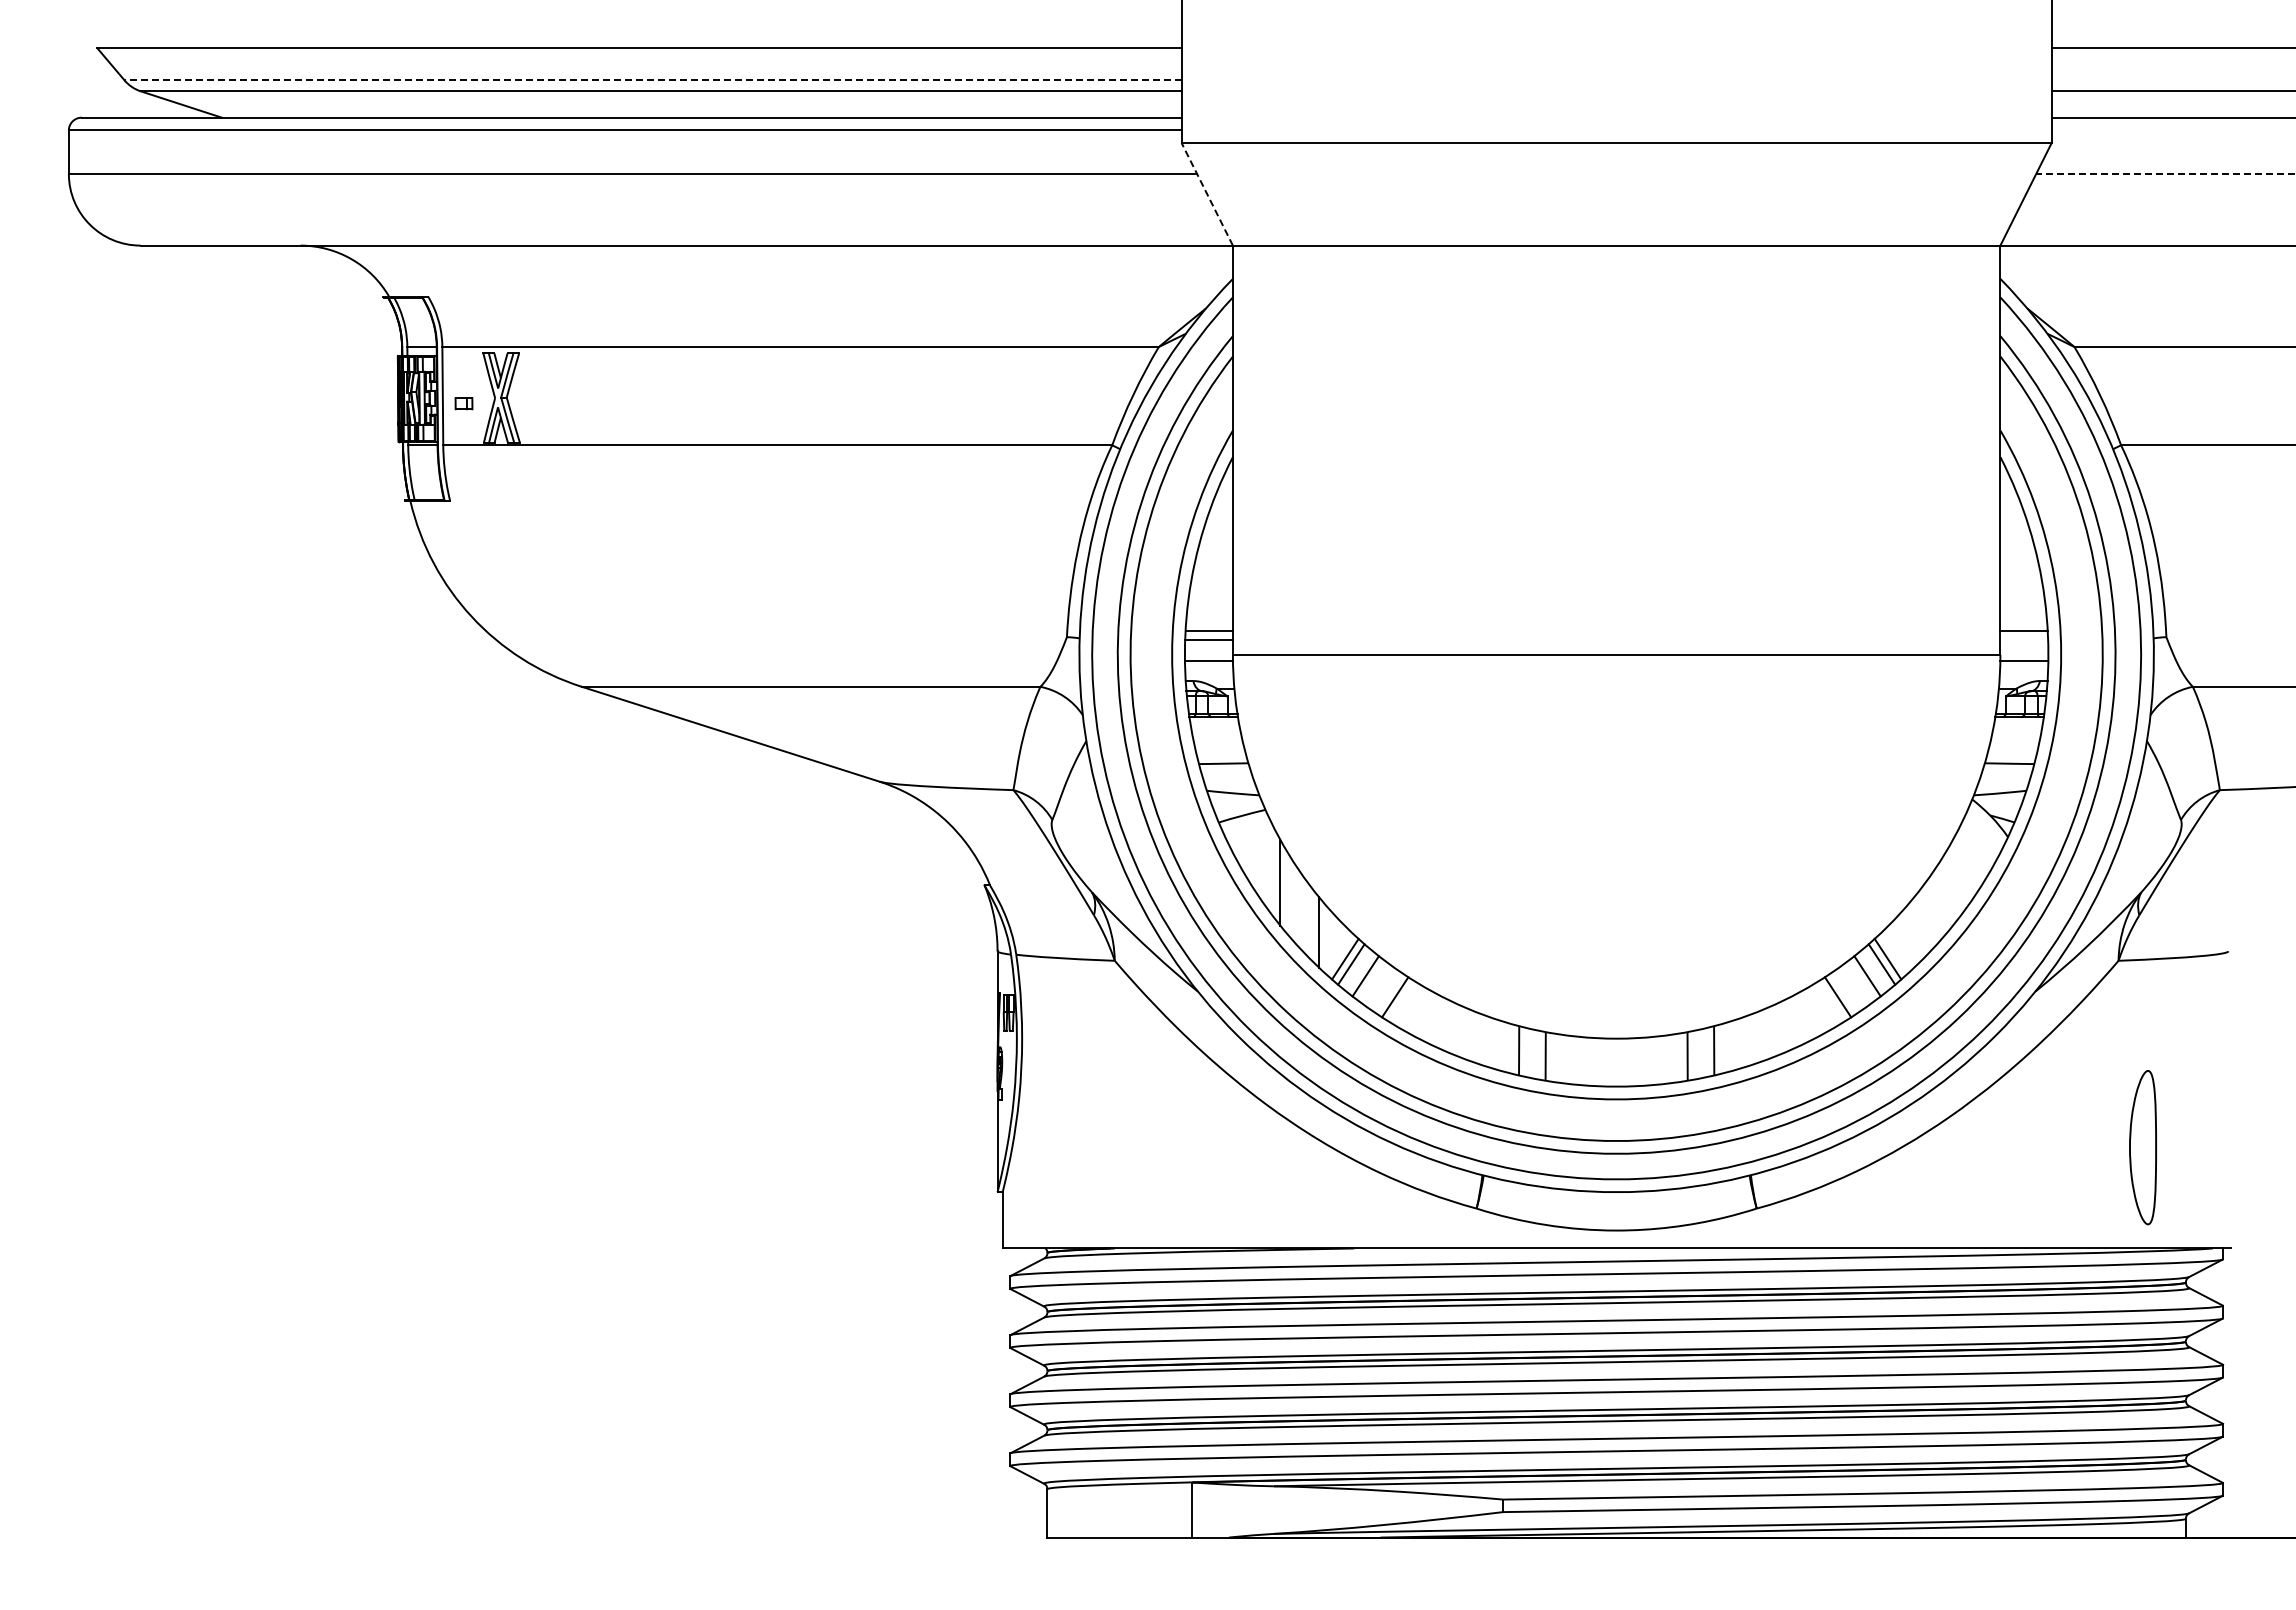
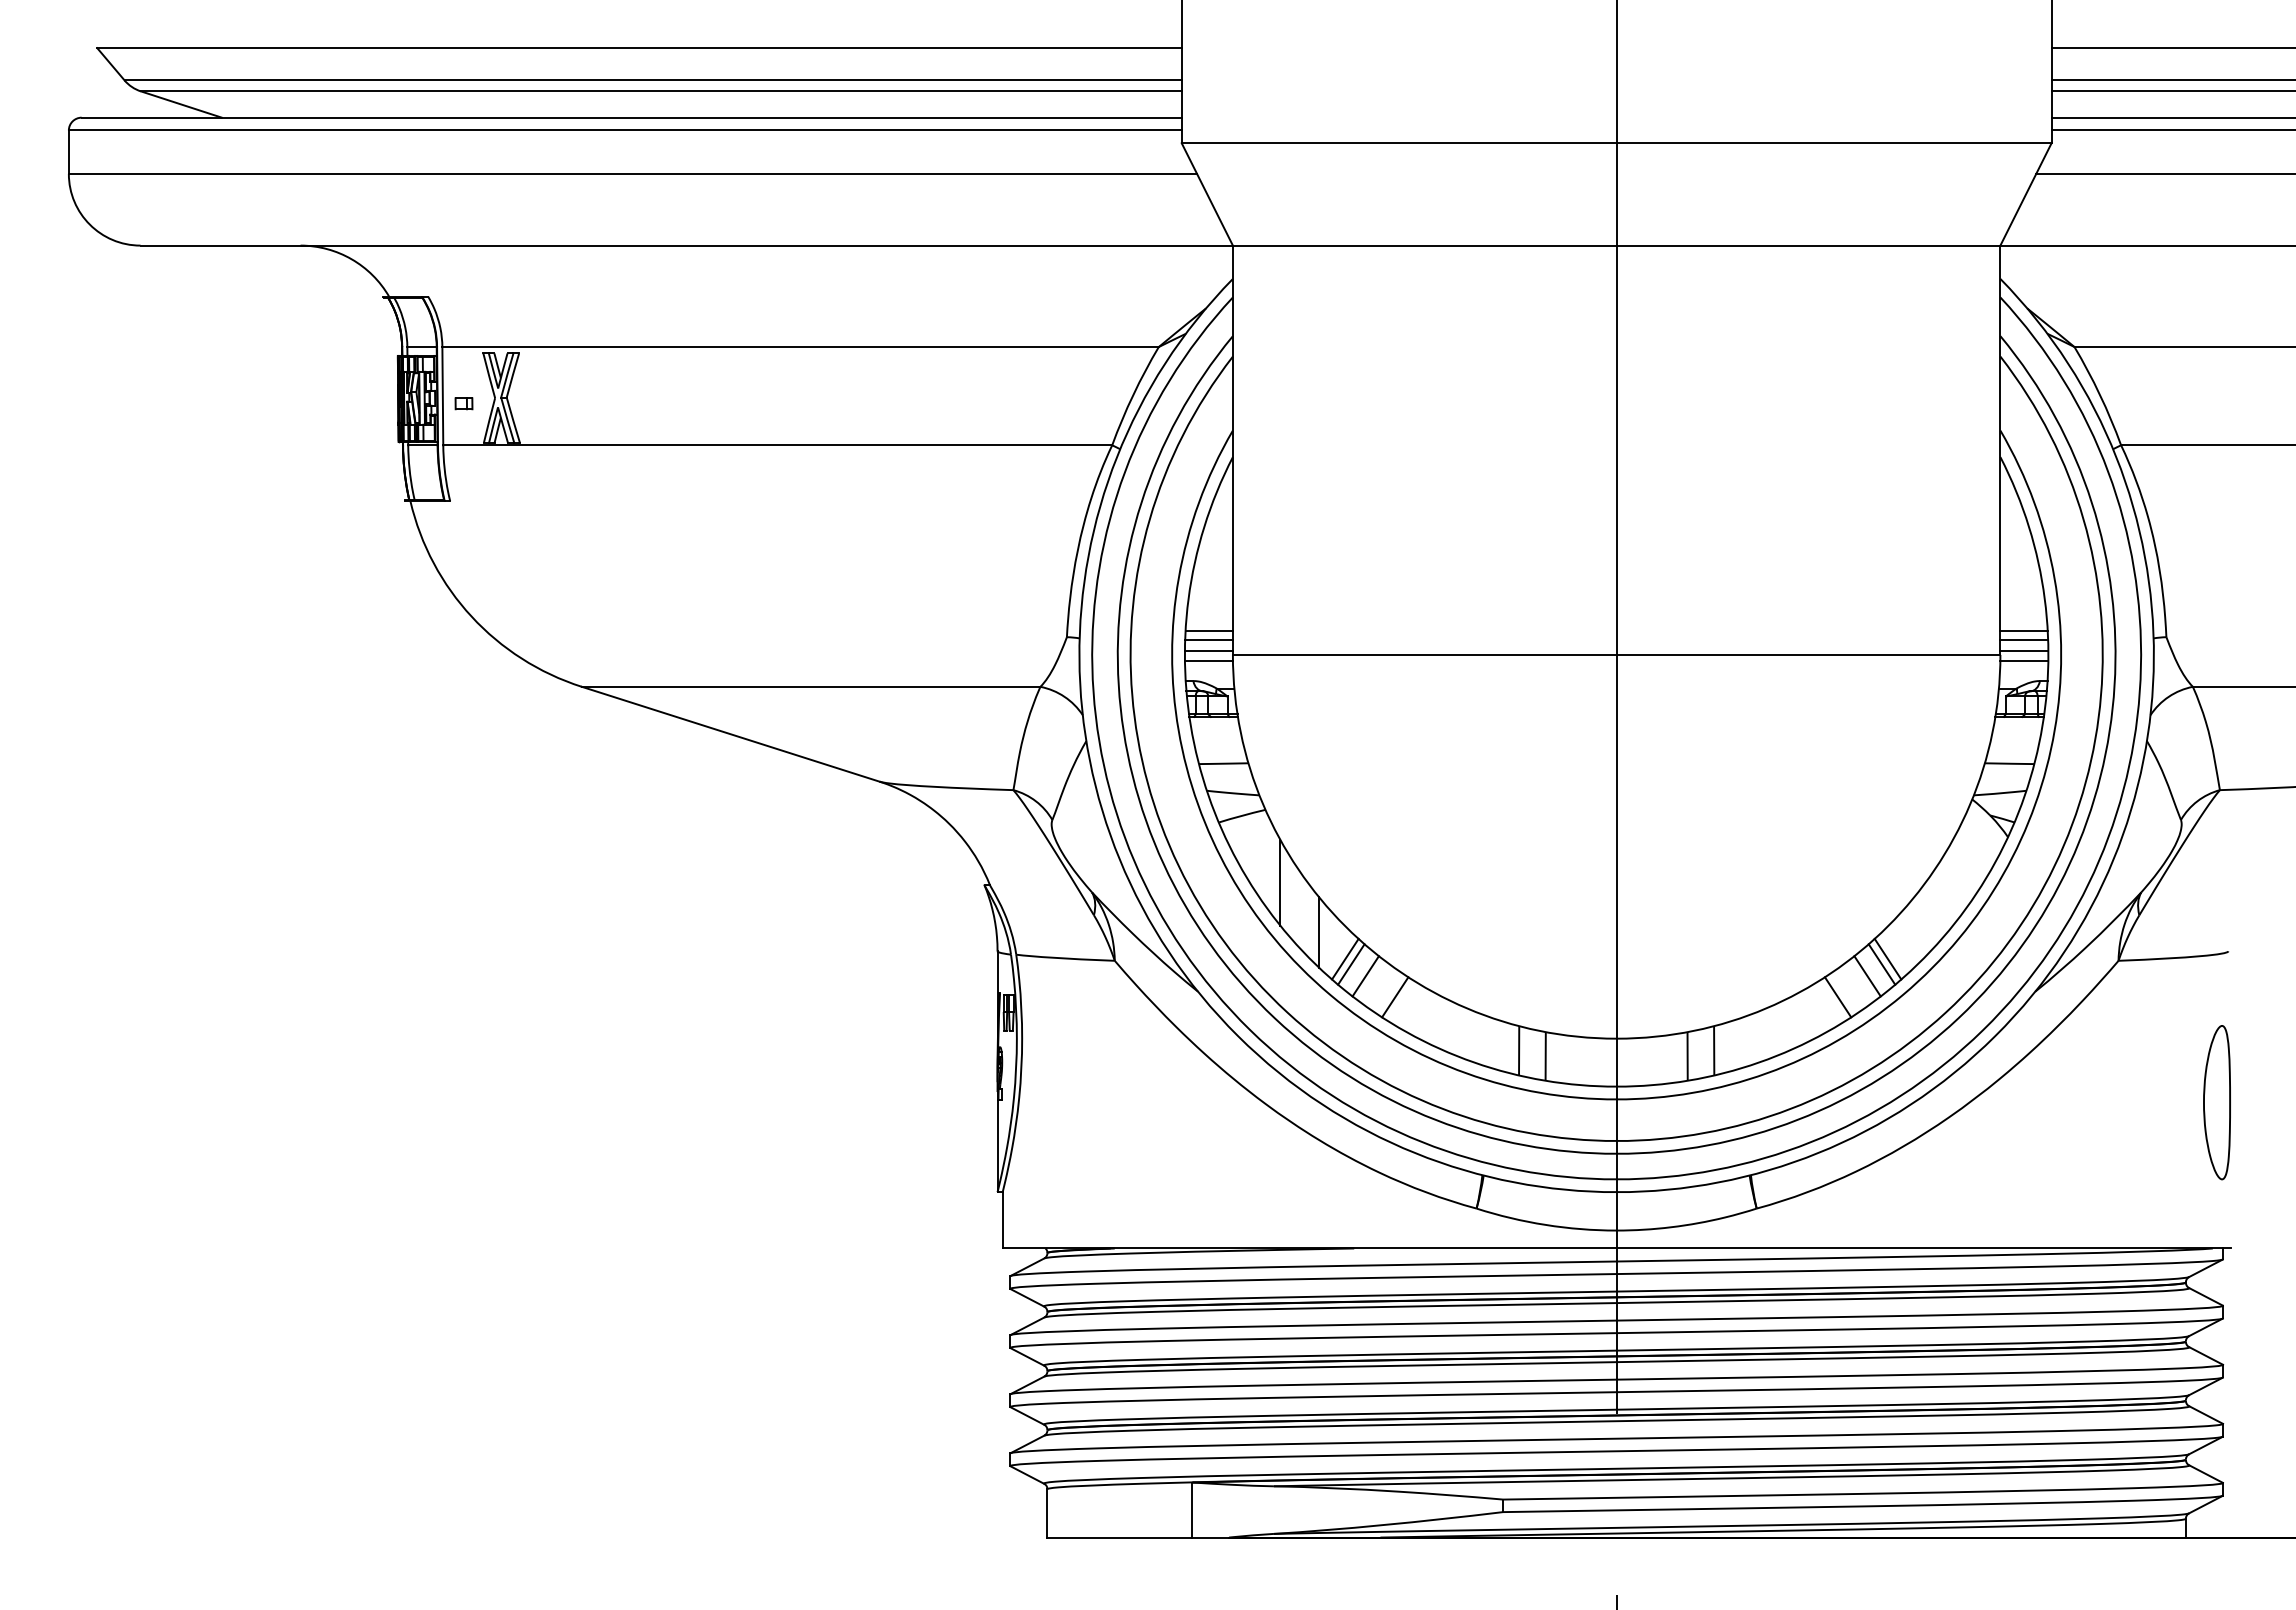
line: dashed -> solid (653, 80)
line: none -> present (2171, 80)
line: none -> present (2171, 130)
line: dashed -> solid (2165, 173)
line: dashed -> solid (1207, 193)
line: none -> present (2024, 640)
line: none -> present (1208, 651)
line: none -> present (2024, 651)
line: none -> present (1616, 804)
part position: (2142, 1147) -> (2216, 1102) (2216, 1102)
